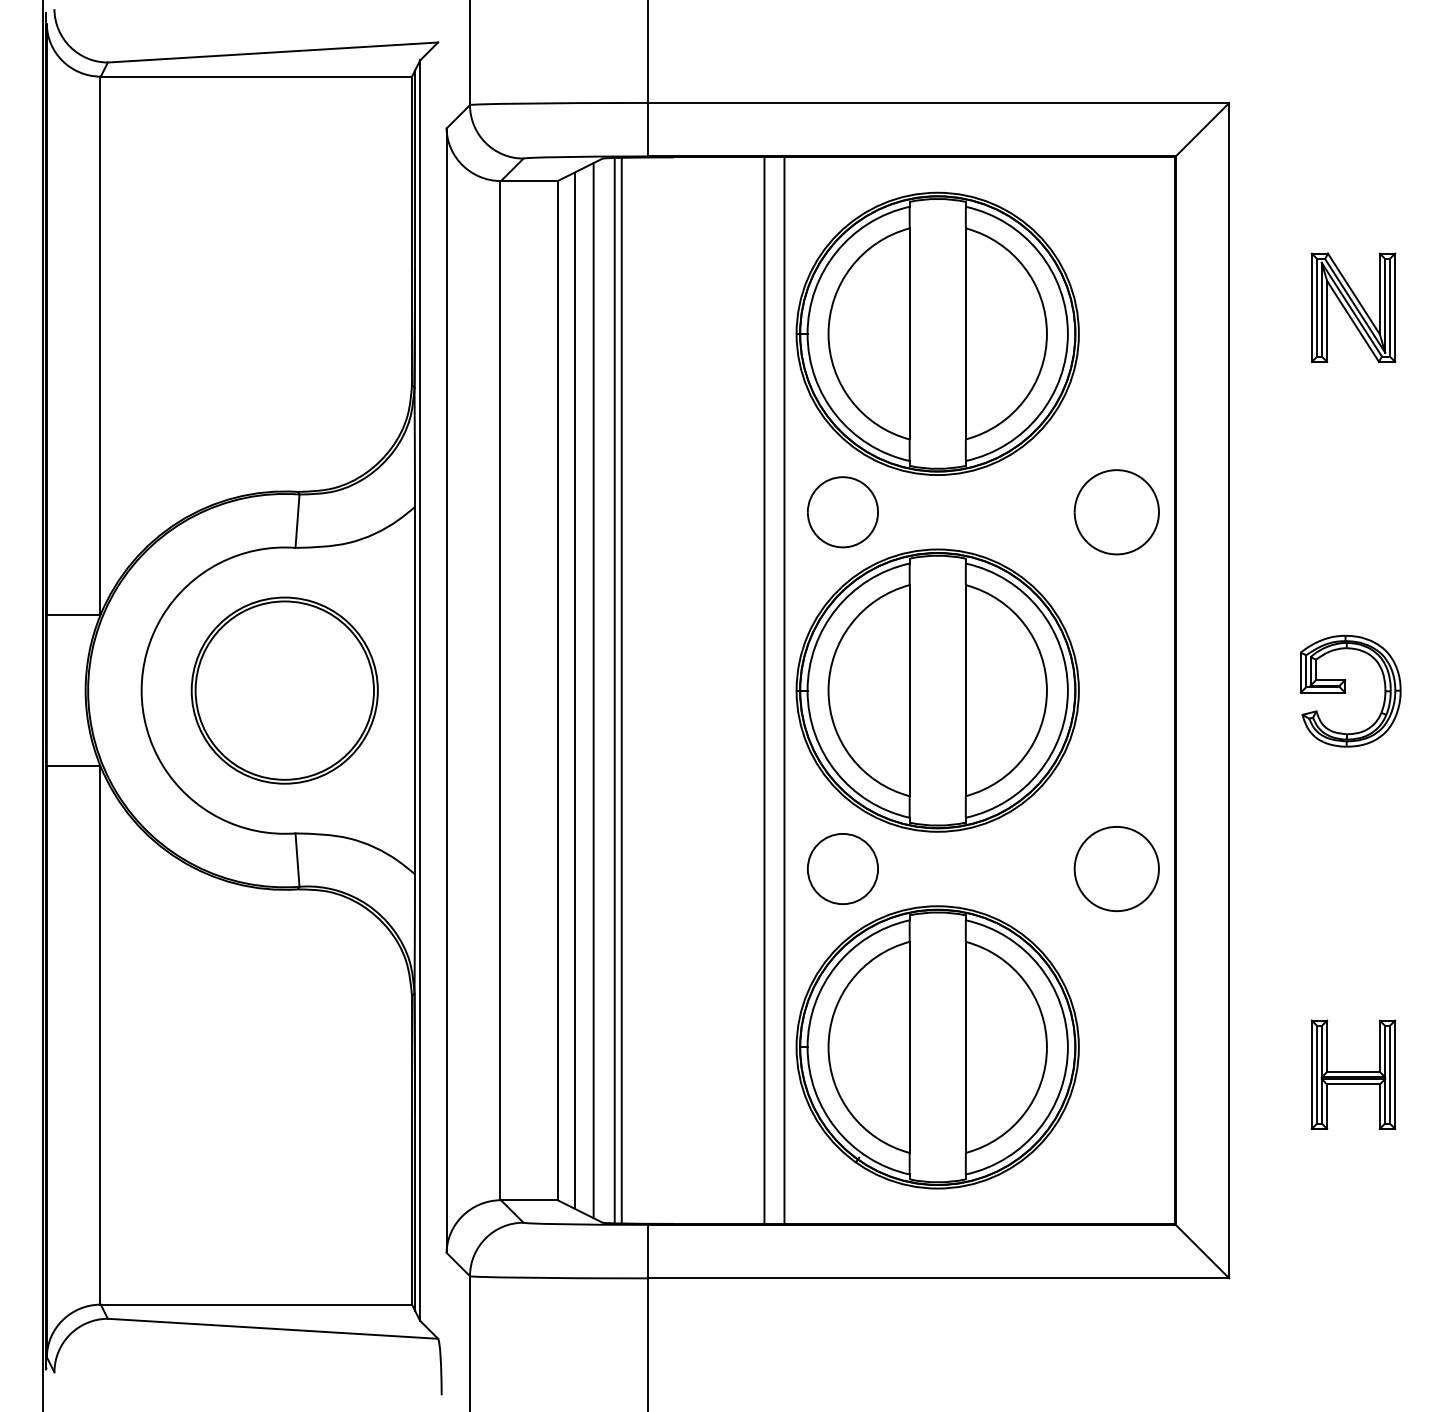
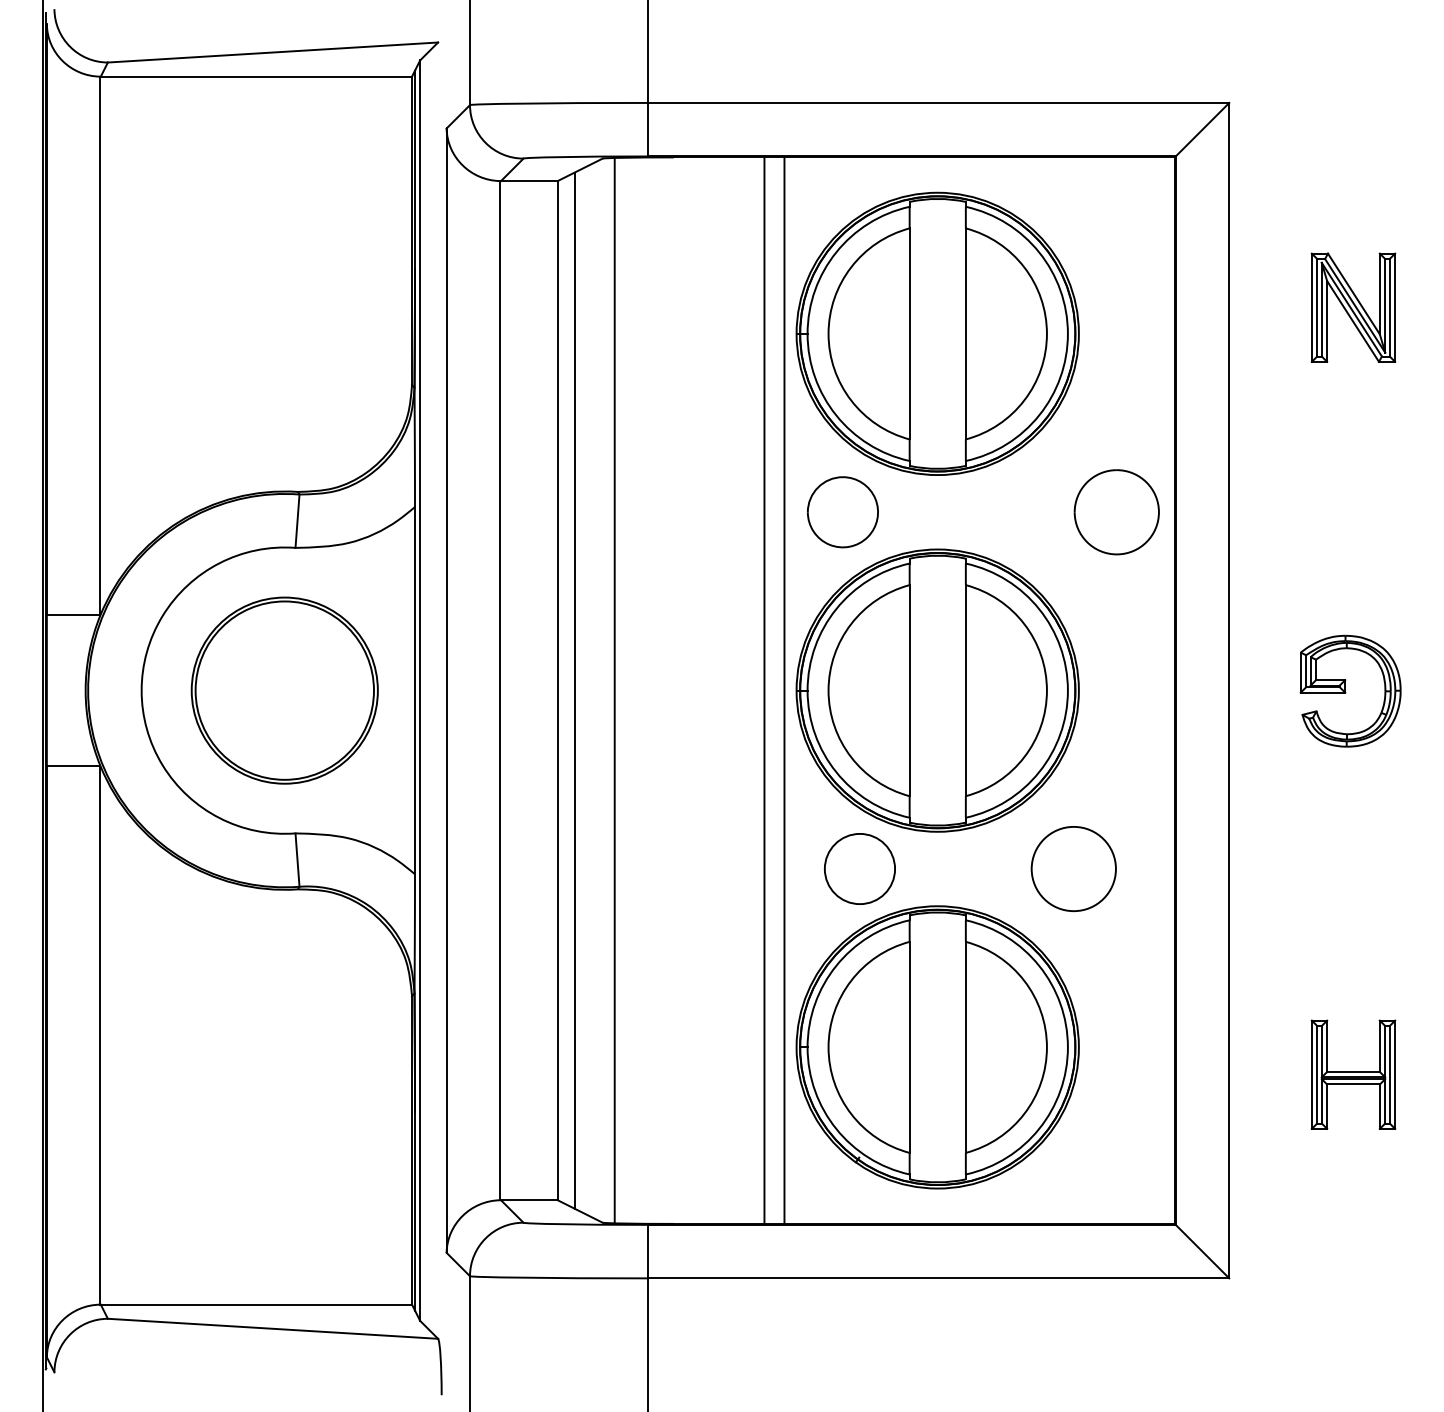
line: present -> none (593, 690)
line: present -> none (621, 690)
circle position: (842, 868) -> (859, 868) (859, 868)
circle position: (1116, 869) -> (1073, 869) (1073, 869)
